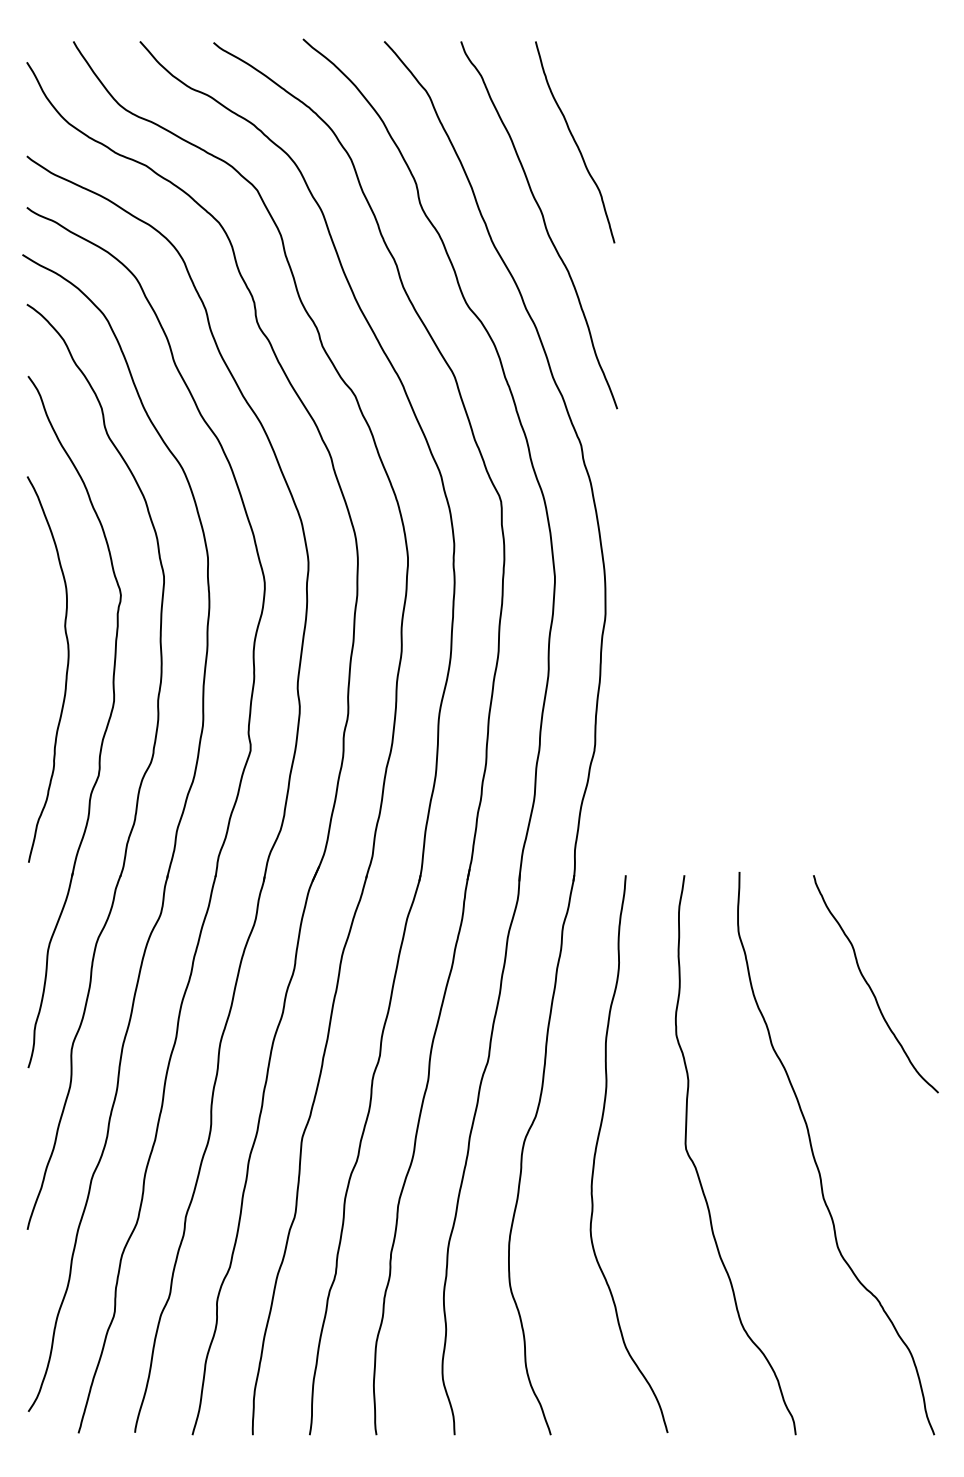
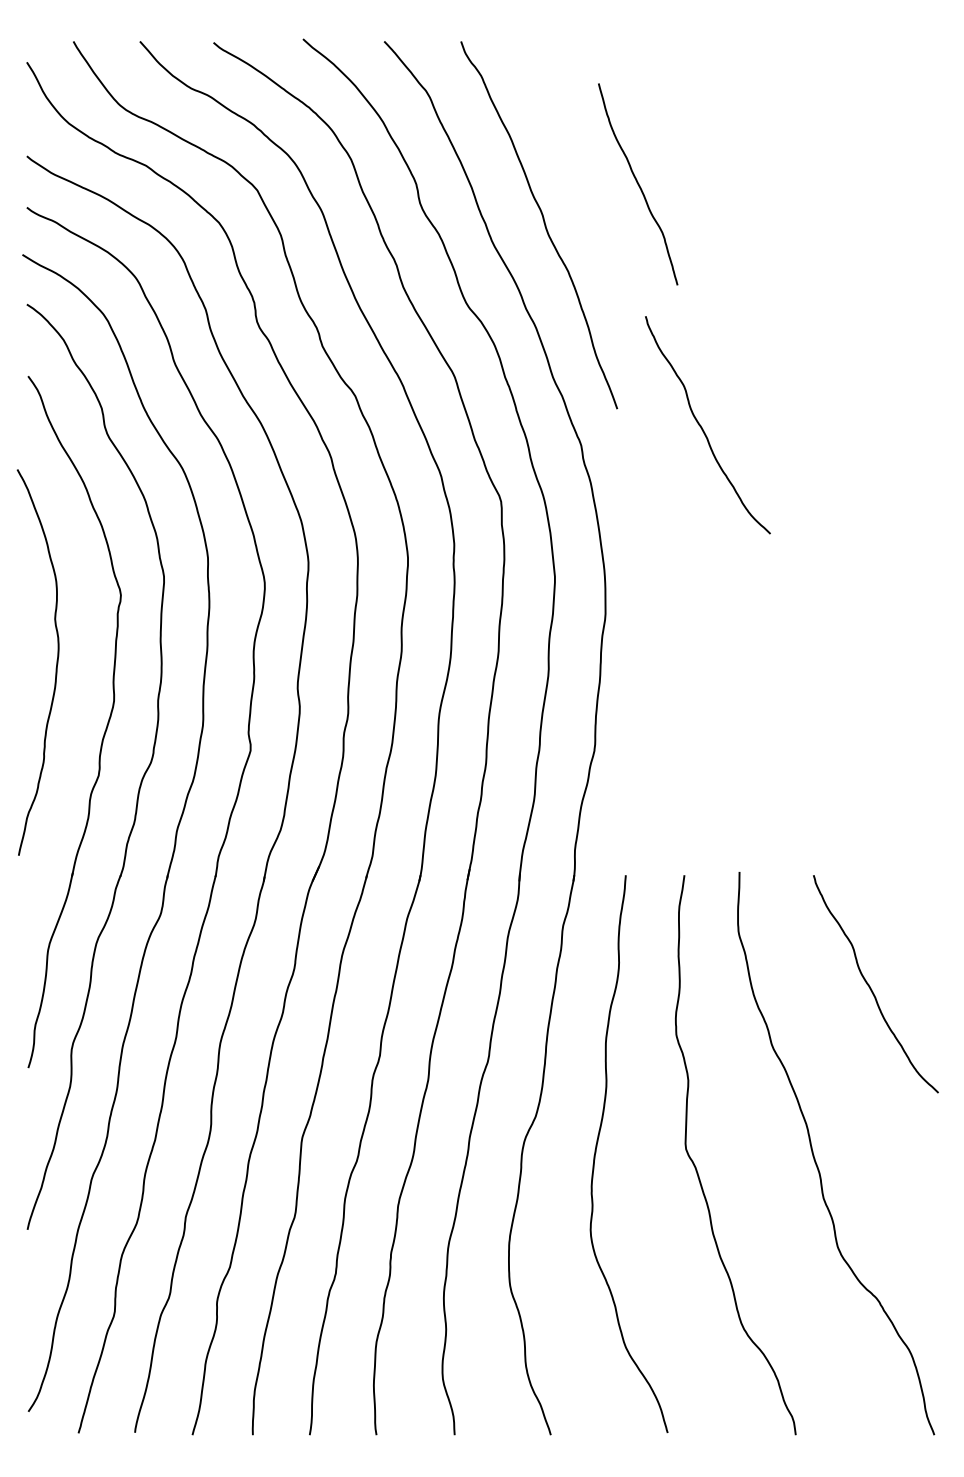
curve position: (575, 142) -> (638, 184) (638, 184)
curve: none -> present (702, 427)
curve position: (65, 675) -> (55, 668) (55, 668)
